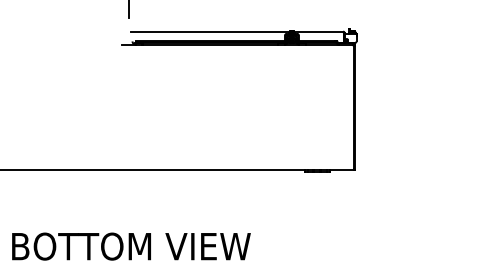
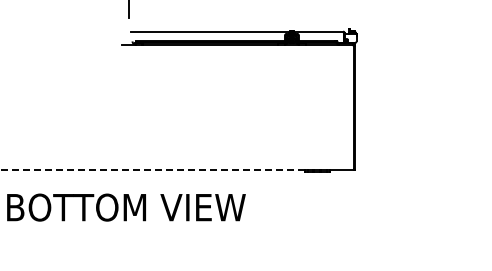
line: solid -> dashed (152, 170)
text position: (131, 246) -> (126, 207) (126, 207)
